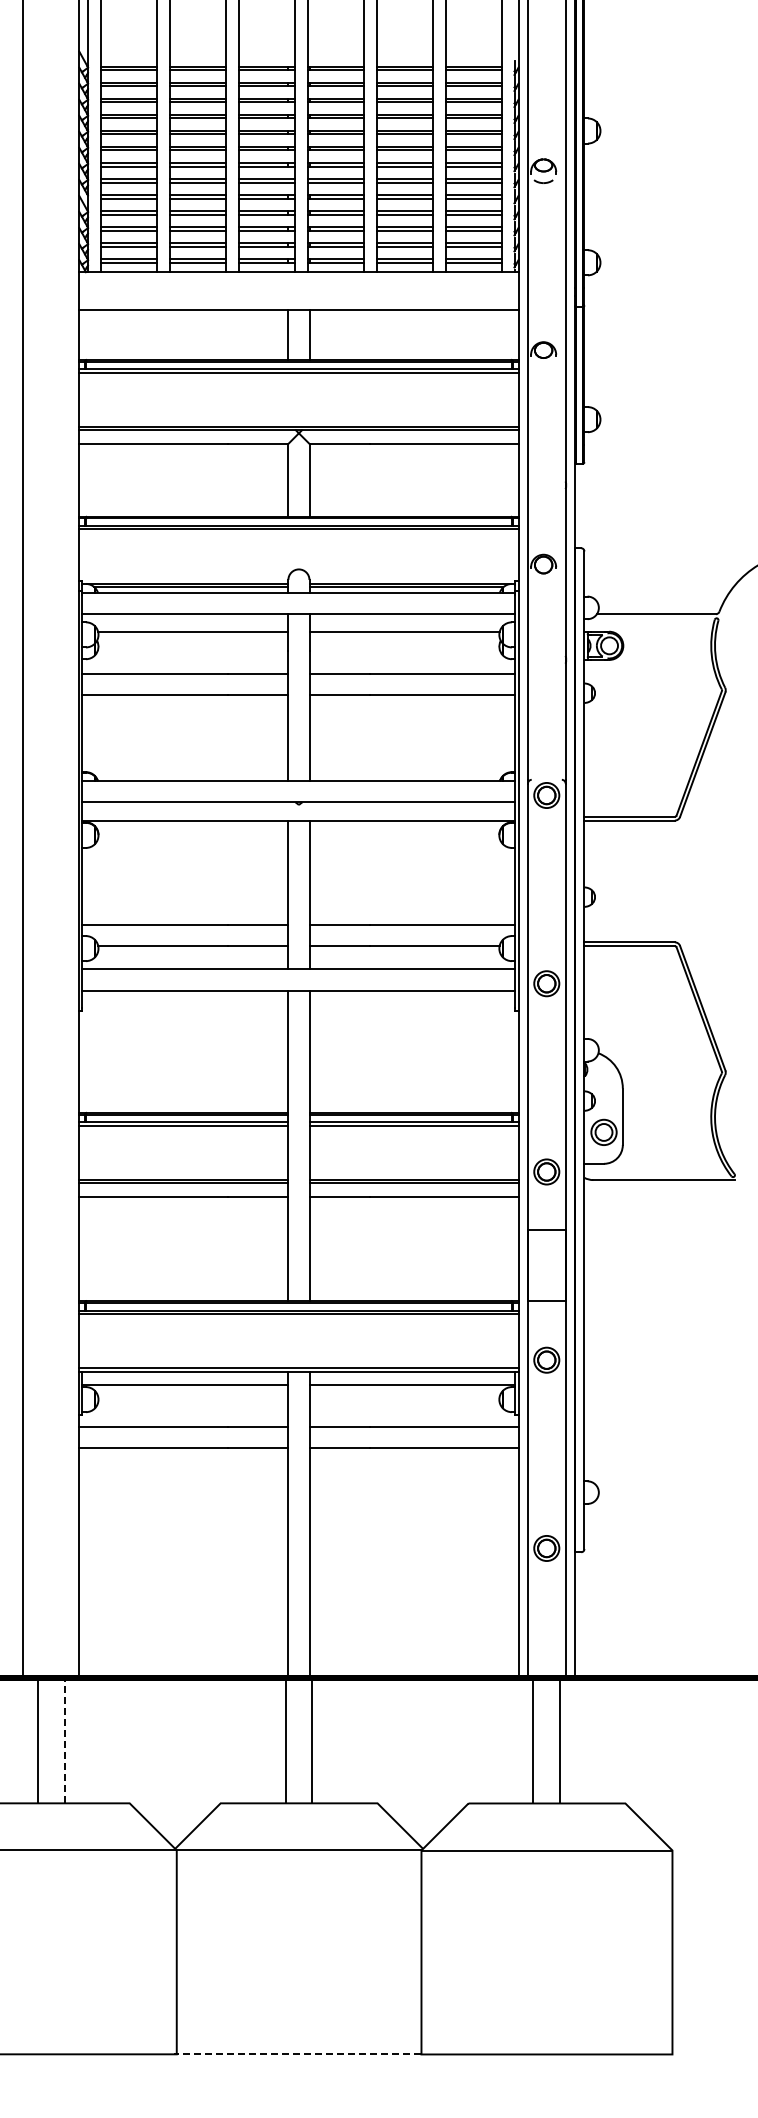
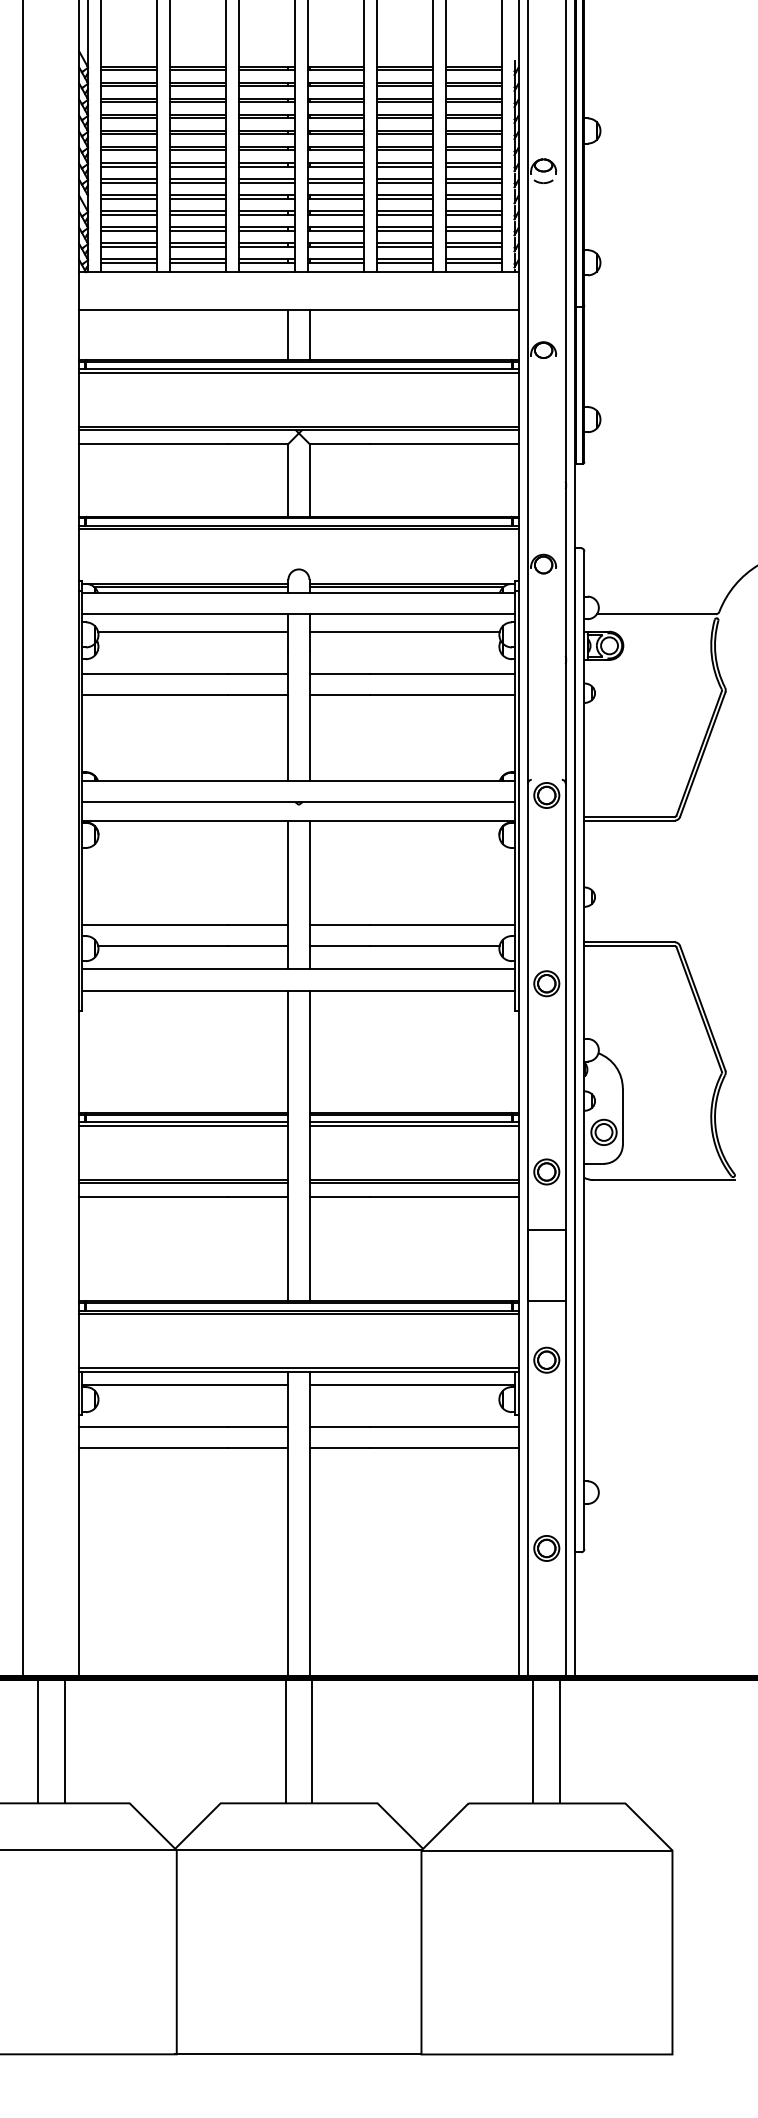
line: dashed -> solid (64, 1740)
line: dashed -> solid (297, 2054)
